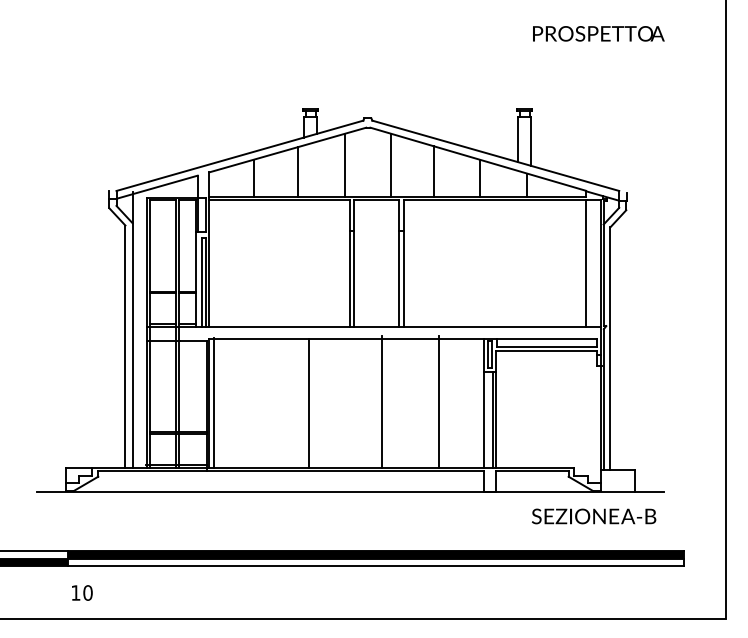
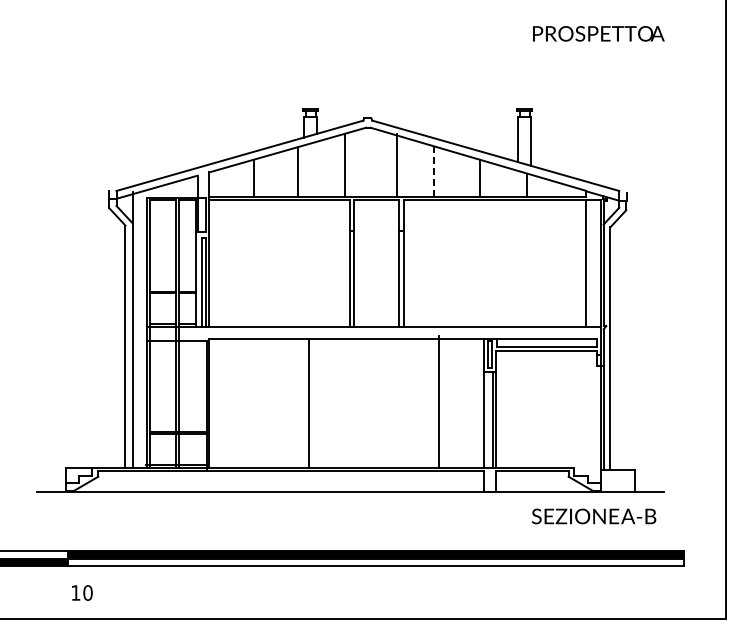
line position: (390, 164) -> (396, 164) (396, 164)
line: solid -> dashed (434, 171)
line: present -> none (381, 401)
line: present -> none (213, 402)
